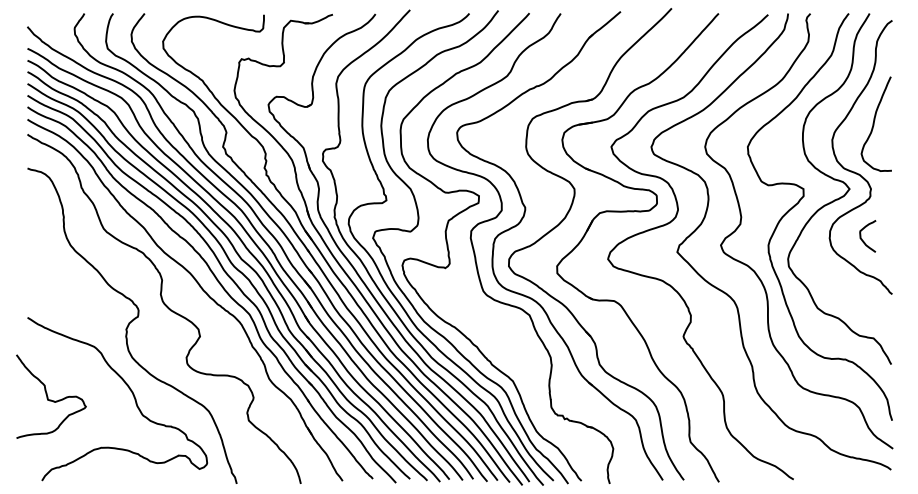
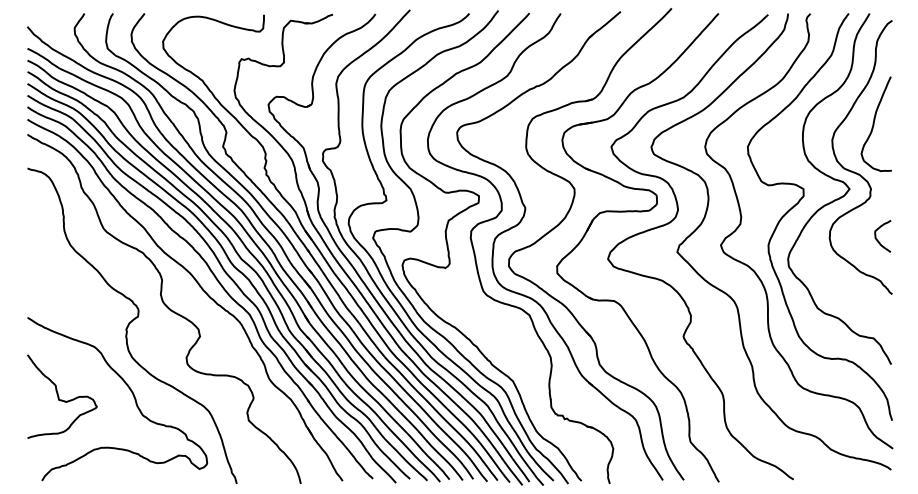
curve position: (862, 238) -> (877, 238) (877, 238)
curve position: (48, 396) -> (59, 396) (59, 396)
